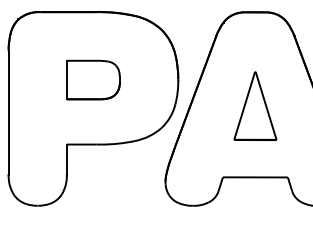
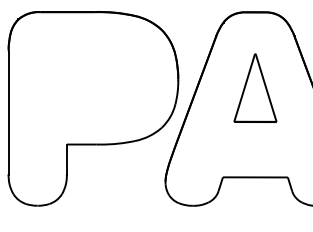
part: present -> none (93, 79)
part position: (255, 105) -> (255, 87) (255, 87)
